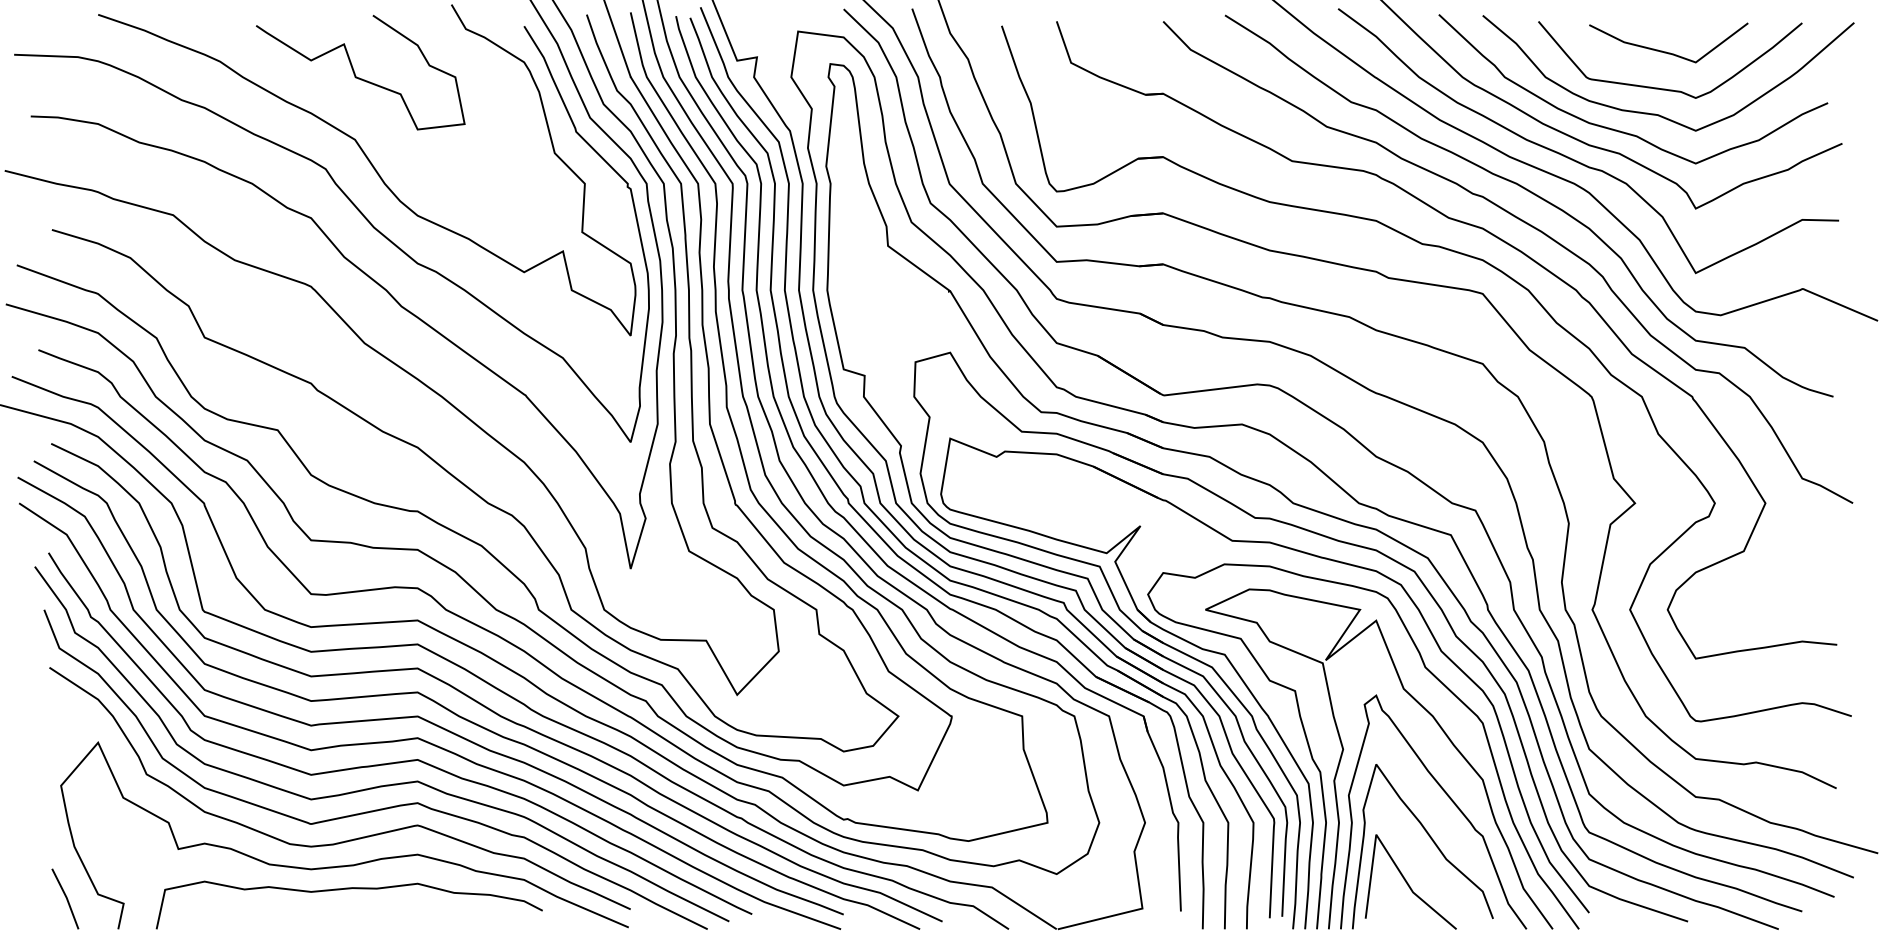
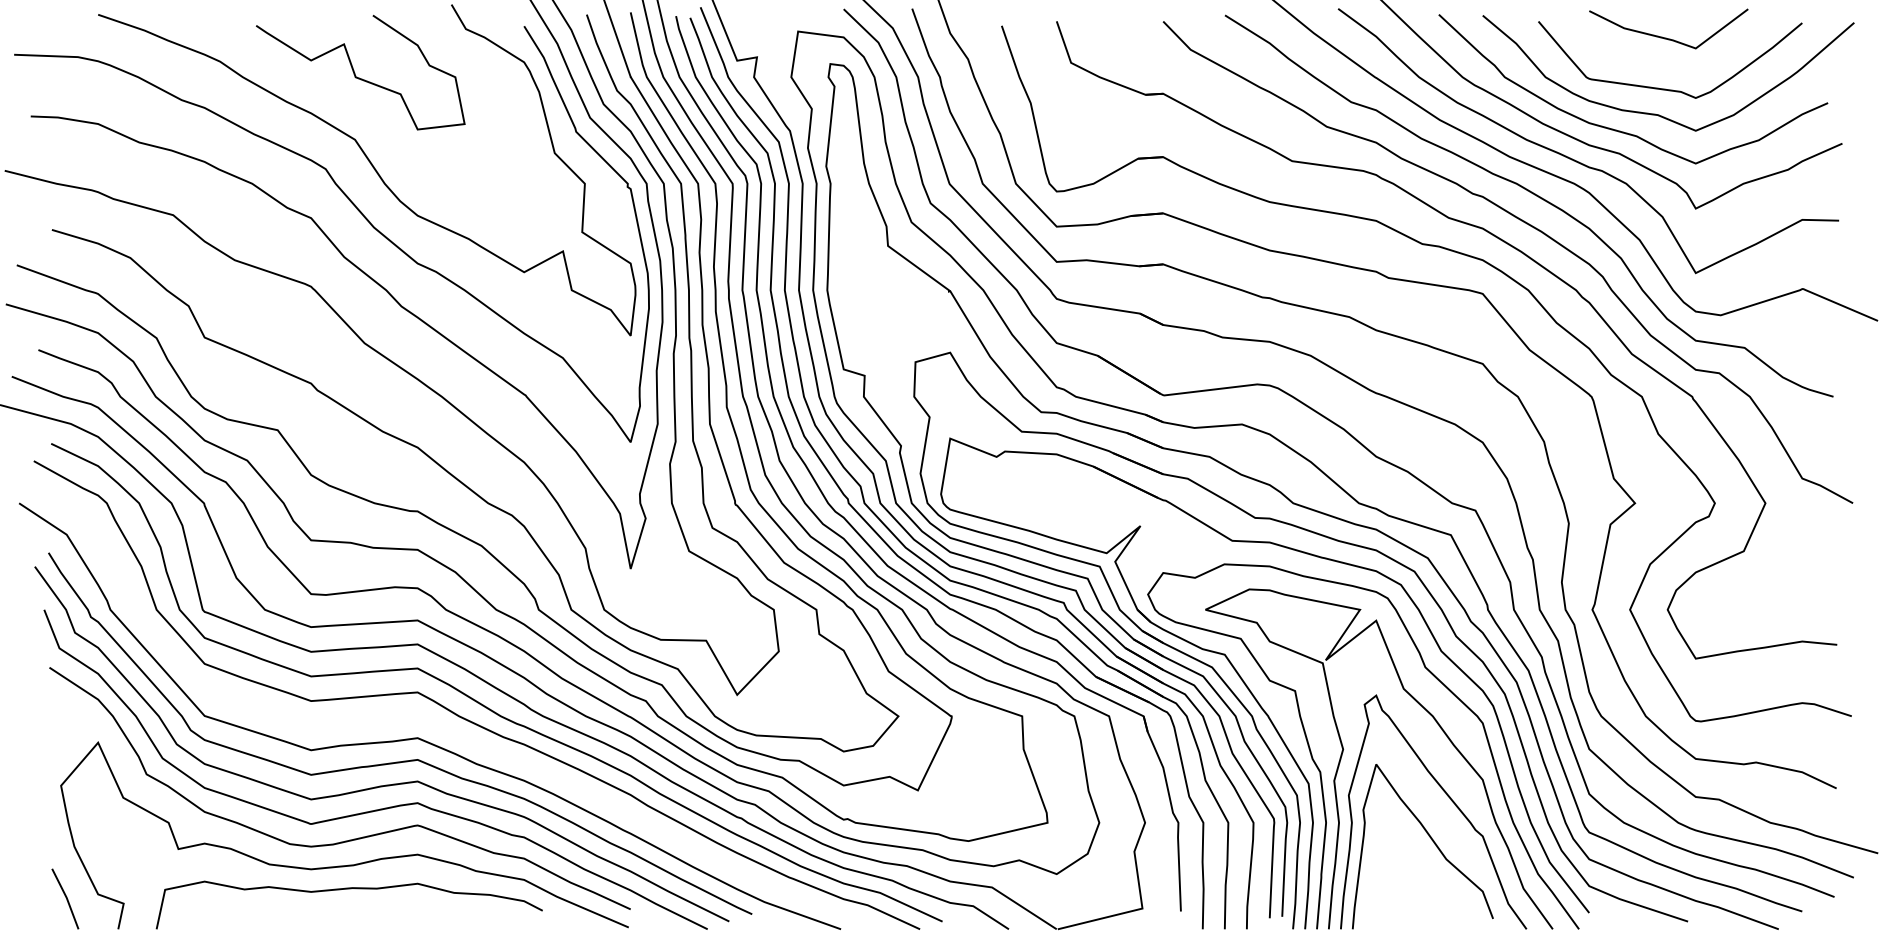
line position: (1666, 51) -> (1666, 37) (1666, 37)
curve: present -> none (420, 716)
line: present -> none (1408, 883)
